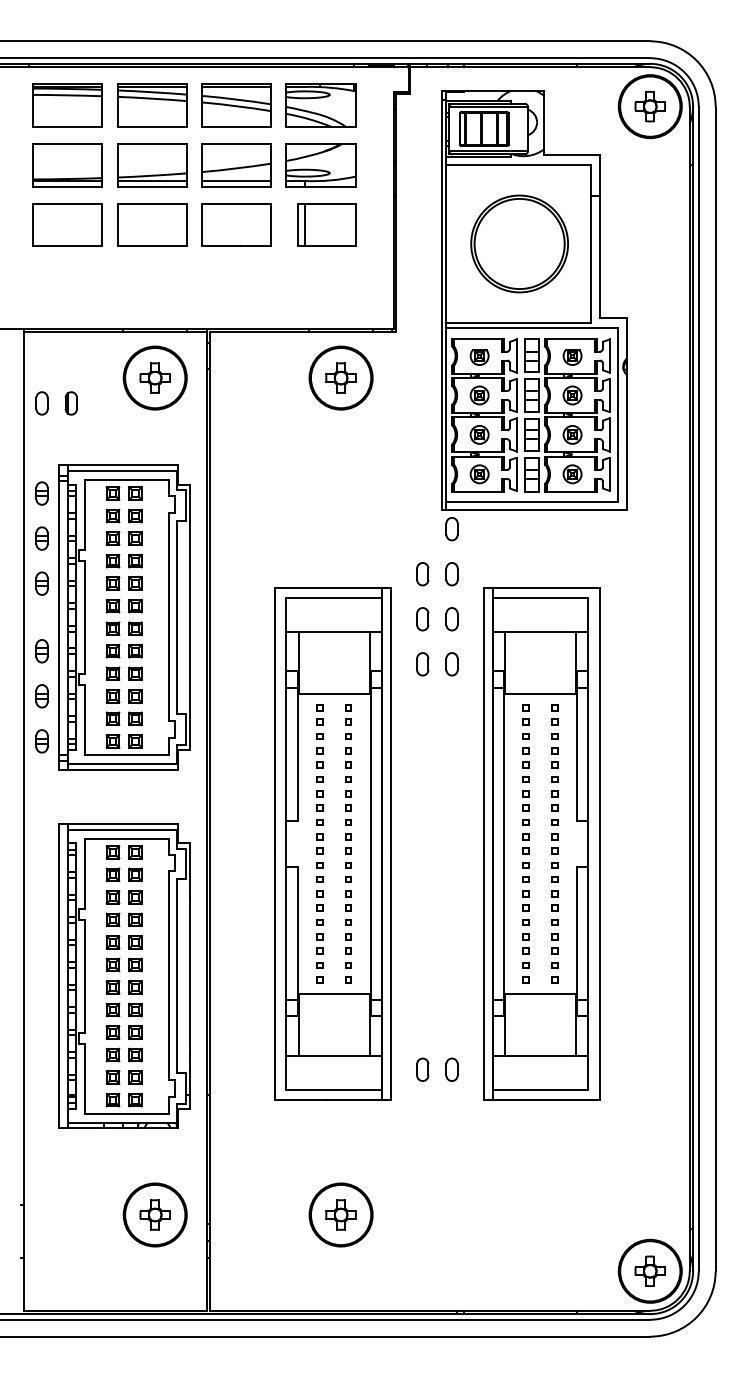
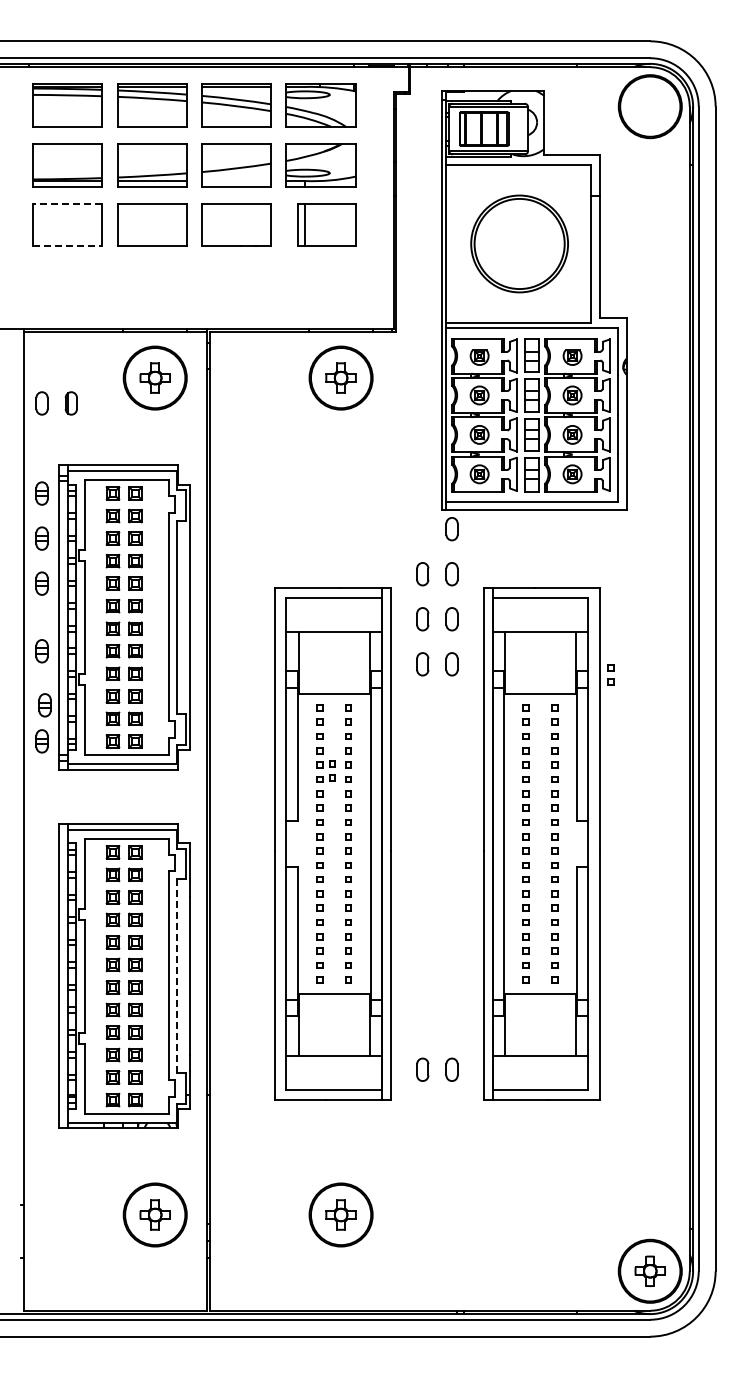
part: present -> none (649, 106)
line: present -> none (236, 181)
line: solid -> dashed (67, 203)
line: solid -> dashed (67, 246)
part: none -> present (610, 674)
part position: (41, 696) -> (44, 705) (44, 705)
part: none -> present (332, 770)
line: solid -> dashed (177, 976)
